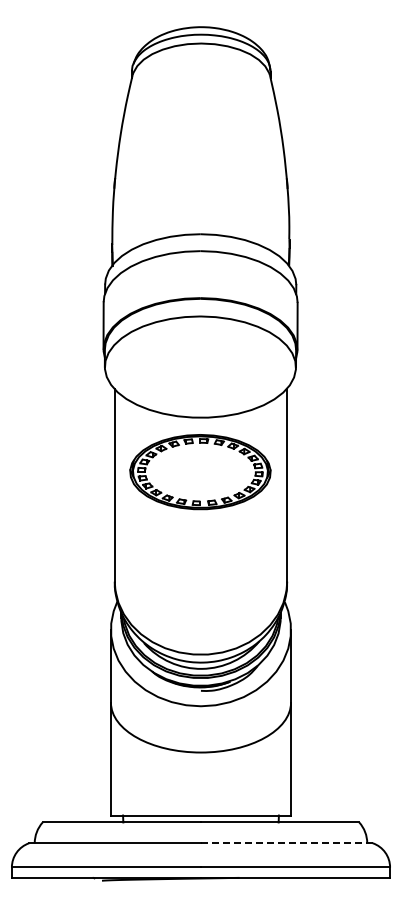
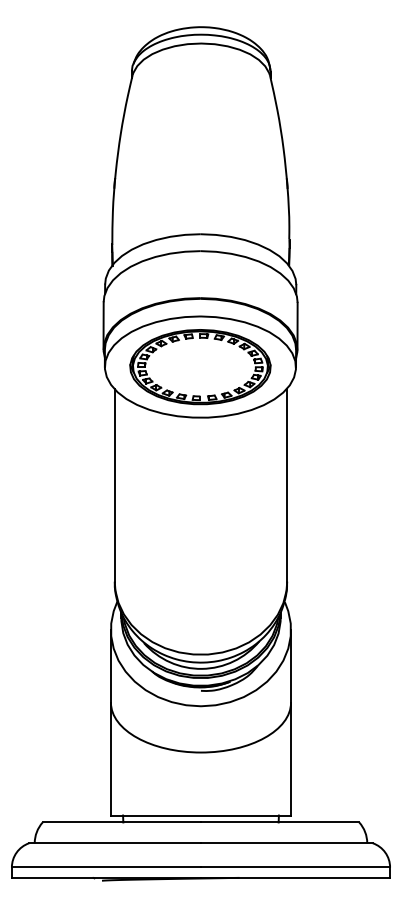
part position: (200, 472) -> (200, 367) (200, 367)
line: dashed -> solid (286, 843)
